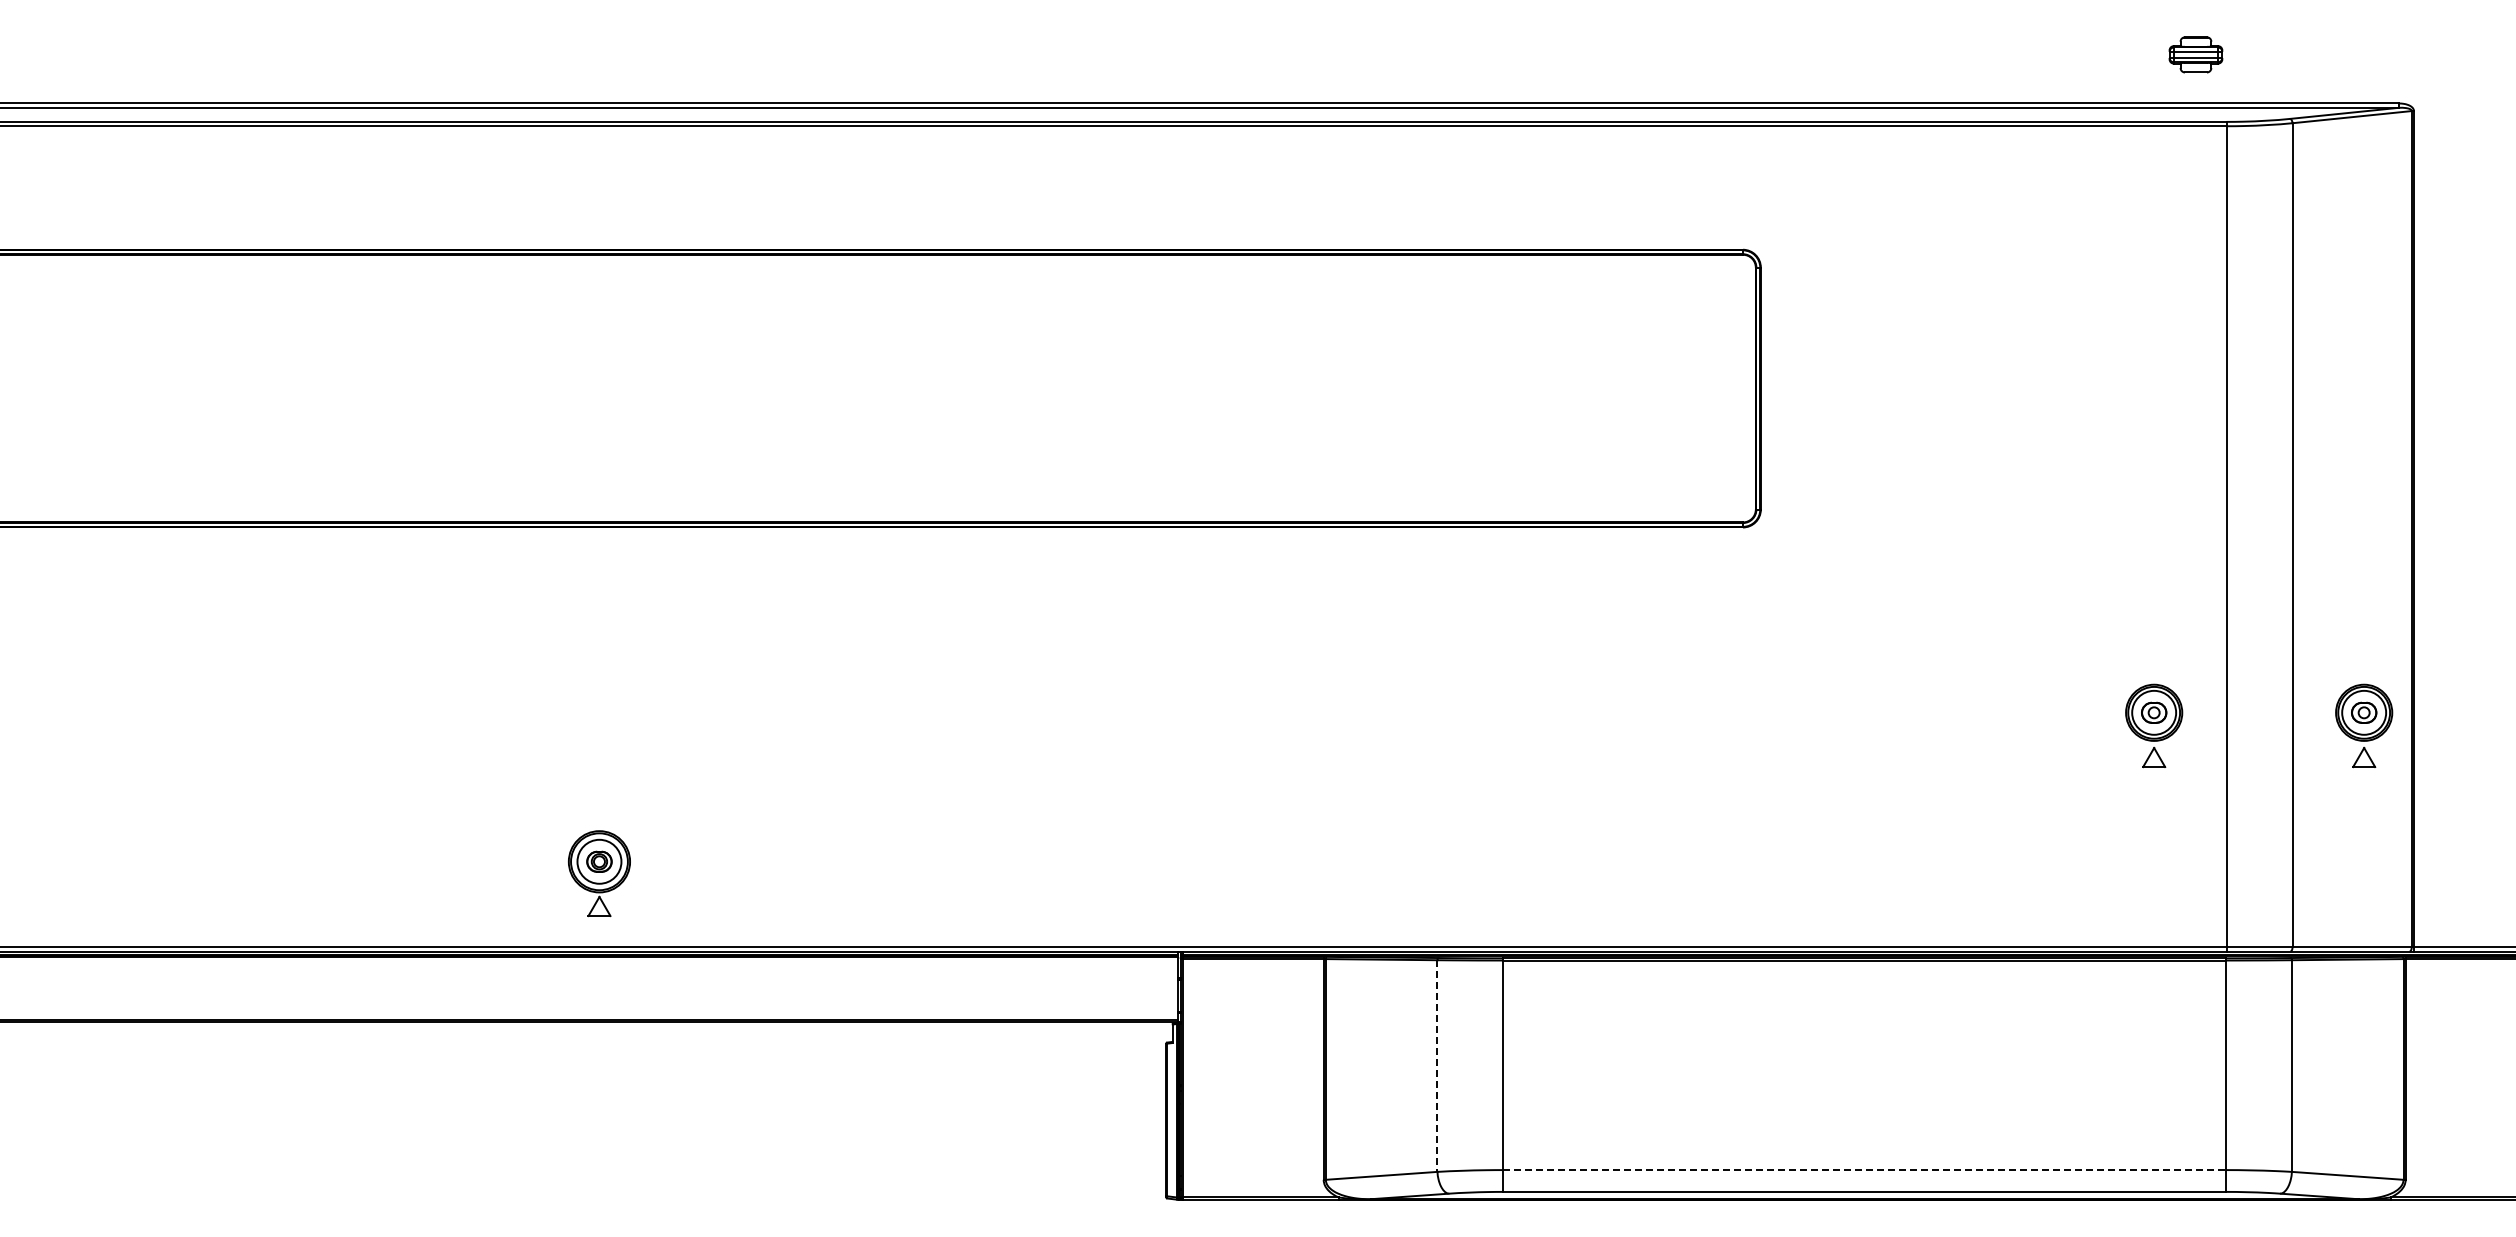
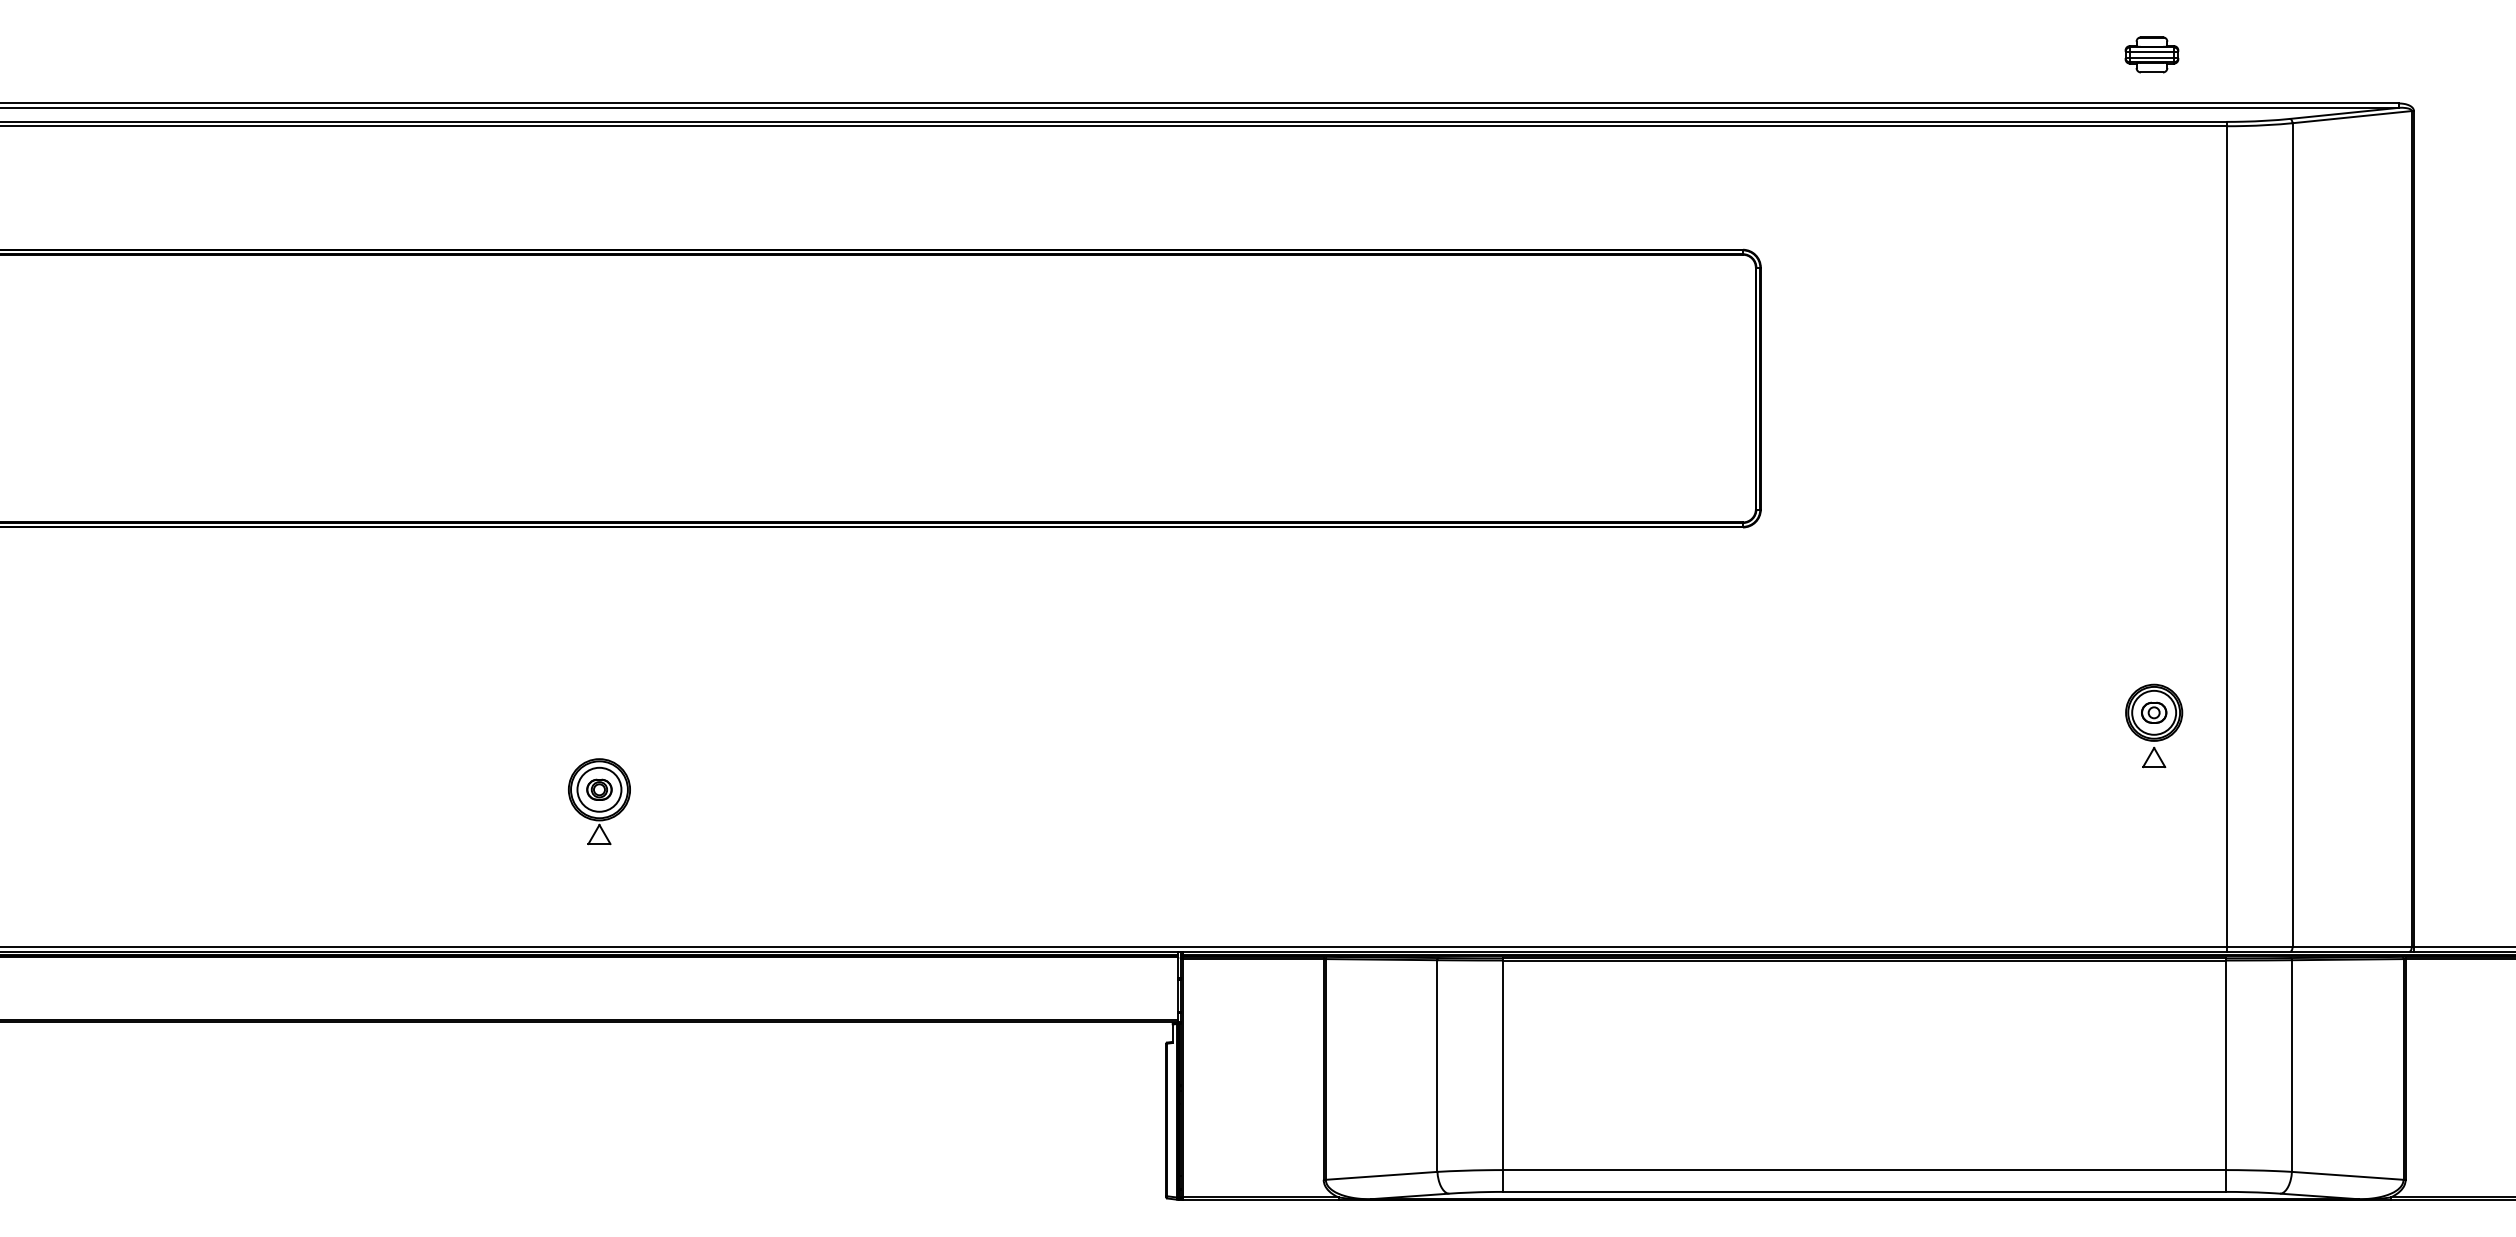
part position: (2195, 54) -> (2151, 54) (2151, 54)
part: present -> none (2364, 725)
part position: (599, 873) -> (599, 801) (599, 801)
line: dashed -> solid (1437, 1066)
line: dashed -> solid (1865, 1170)
